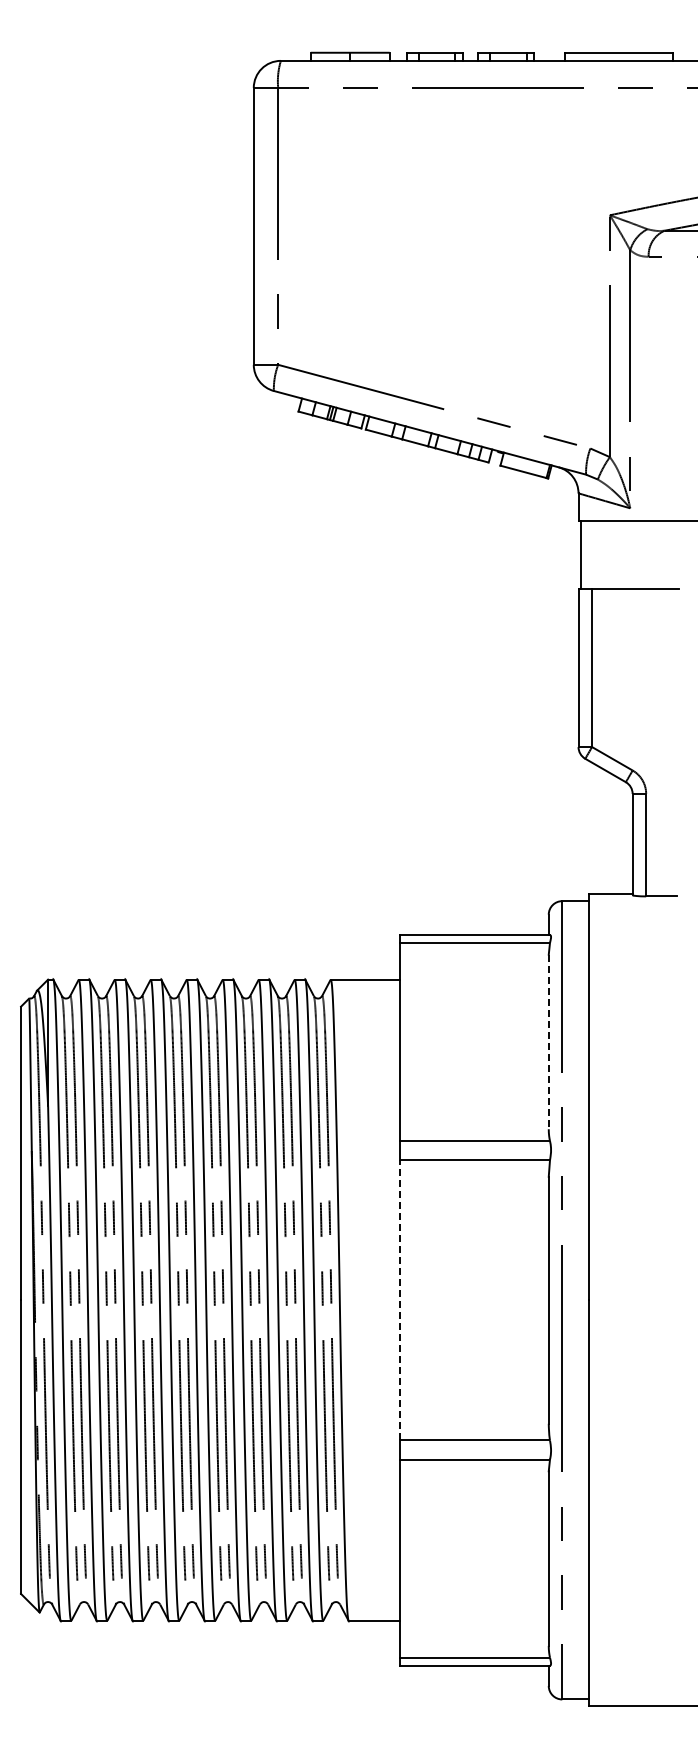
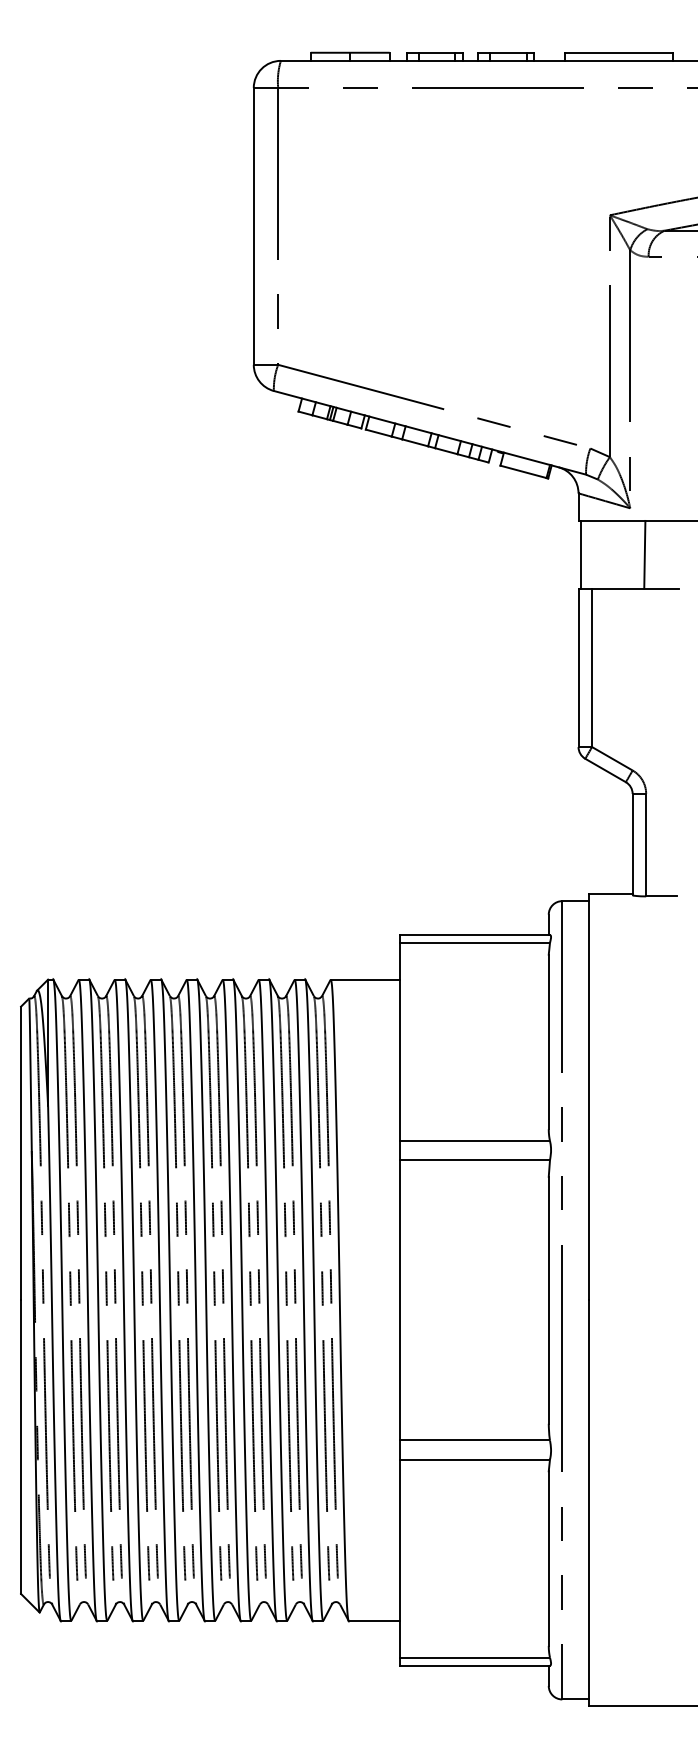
line: none -> present (644, 554)
line: dashed -> solid (548, 1042)
line: dashed -> solid (399, 1299)
